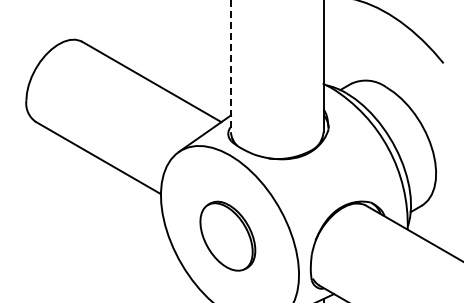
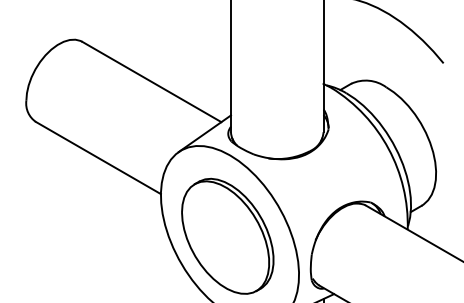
line: dashed -> solid (230, 66)
part size: 58x72 px -> 94x118 px (227, 235)
